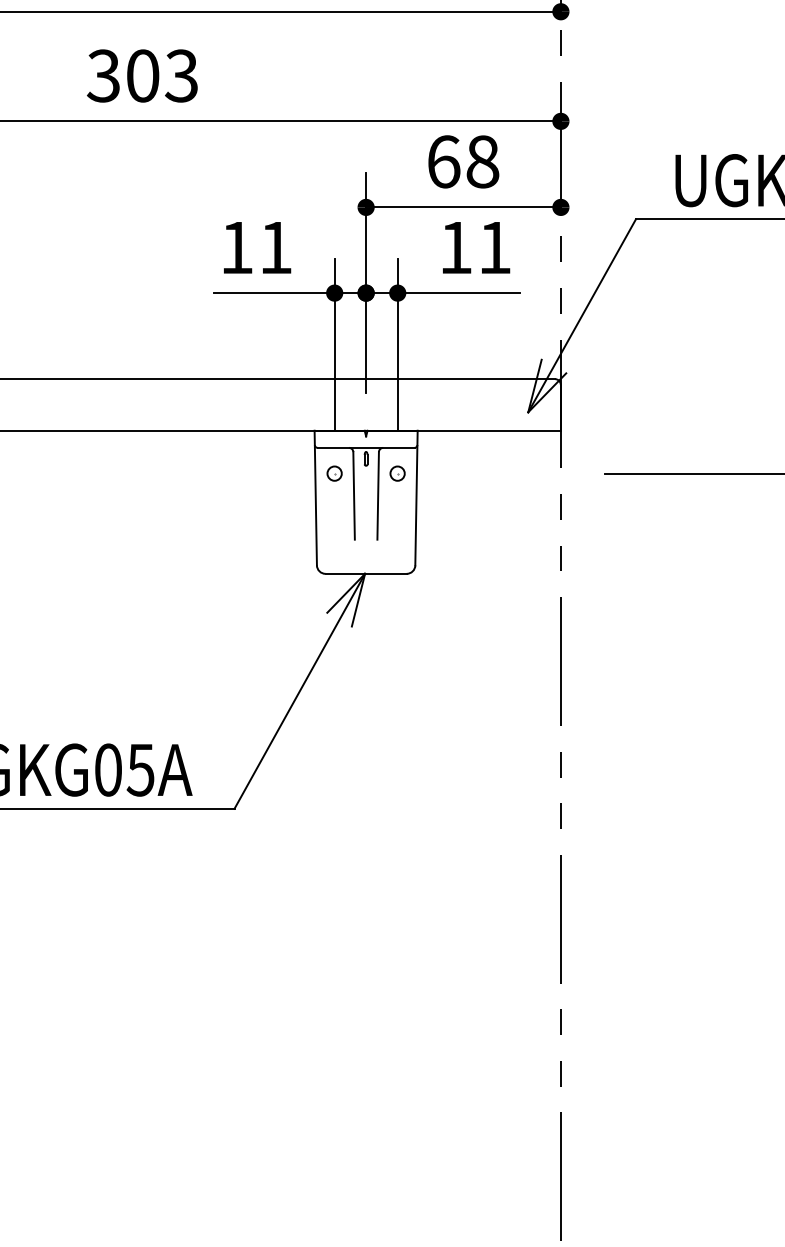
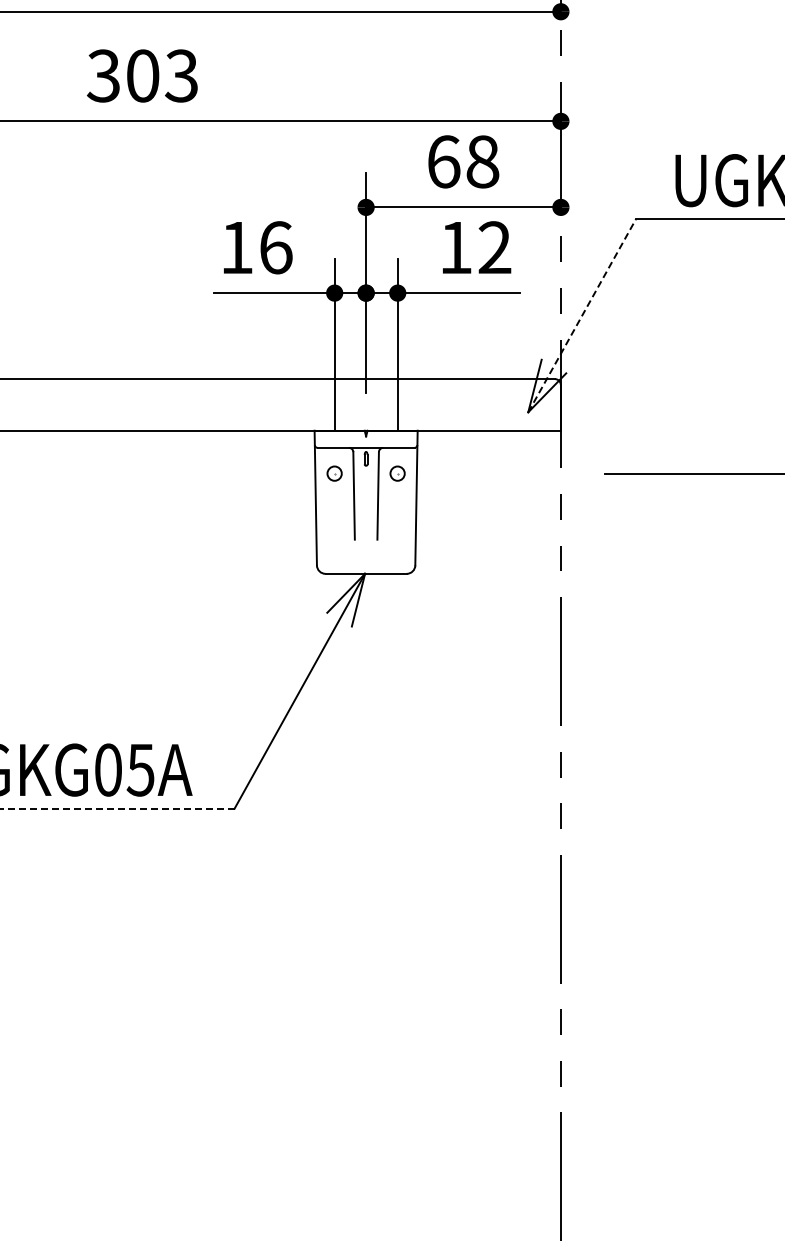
text: 11 -> 16 (276, 247)
text: 11 -> 12 (494, 247)
line: solid -> dashed (582, 315)
line: solid -> dashed (117, 808)
